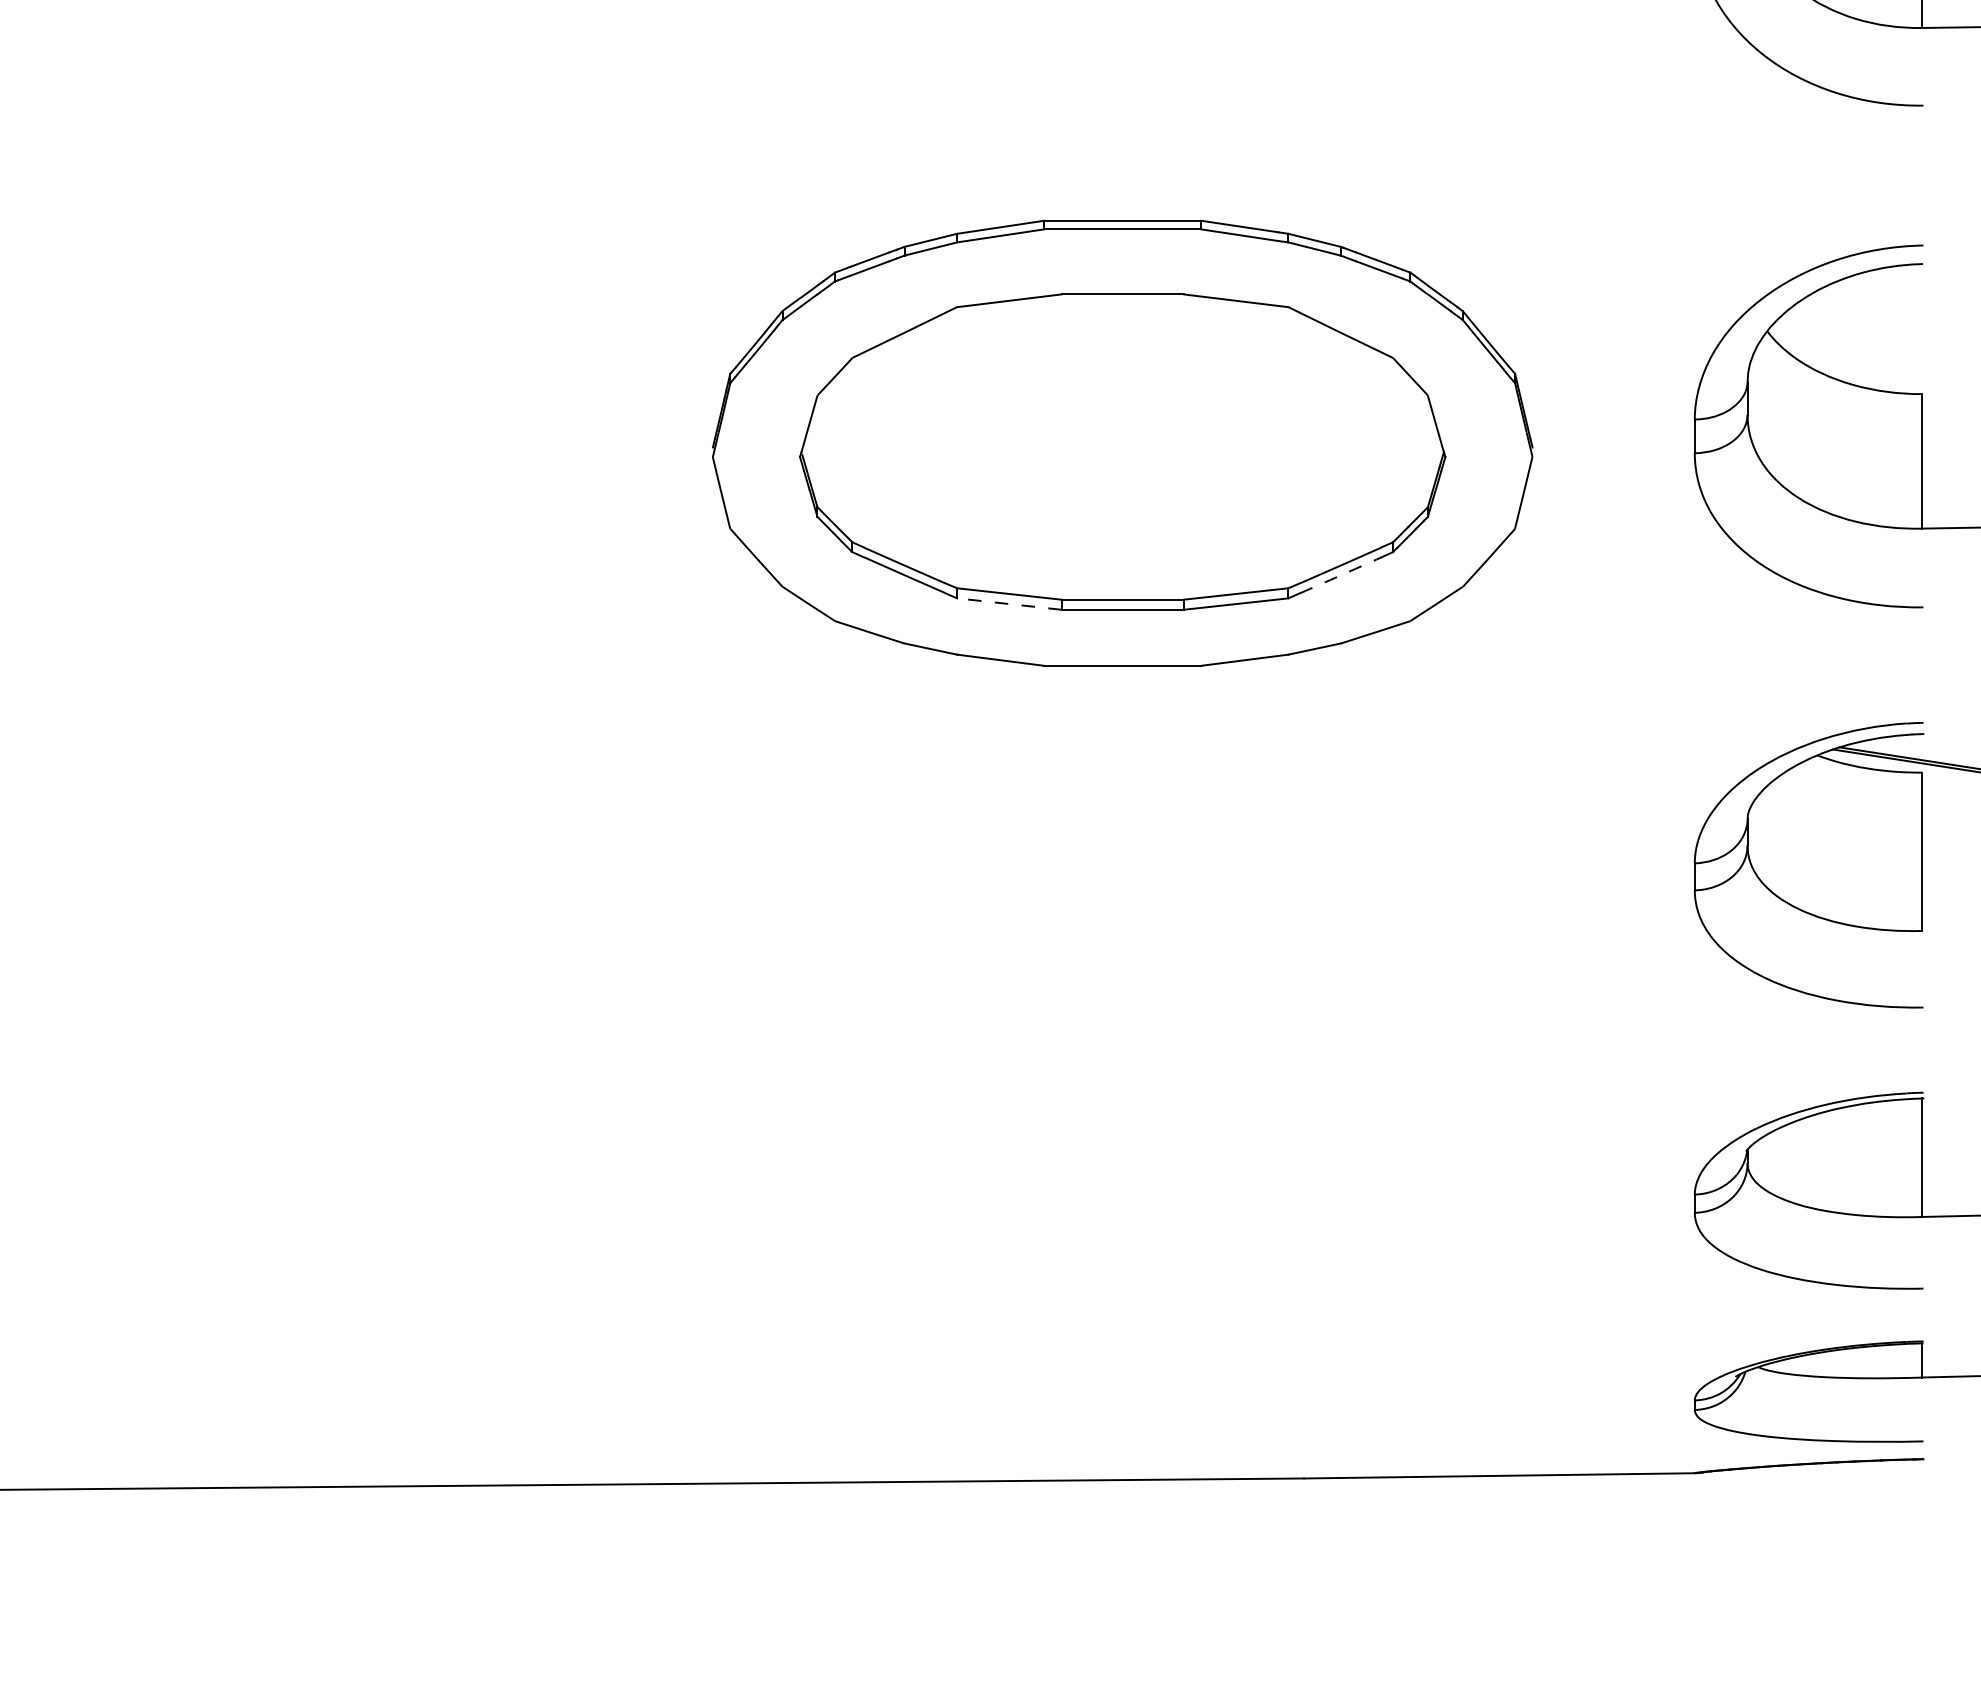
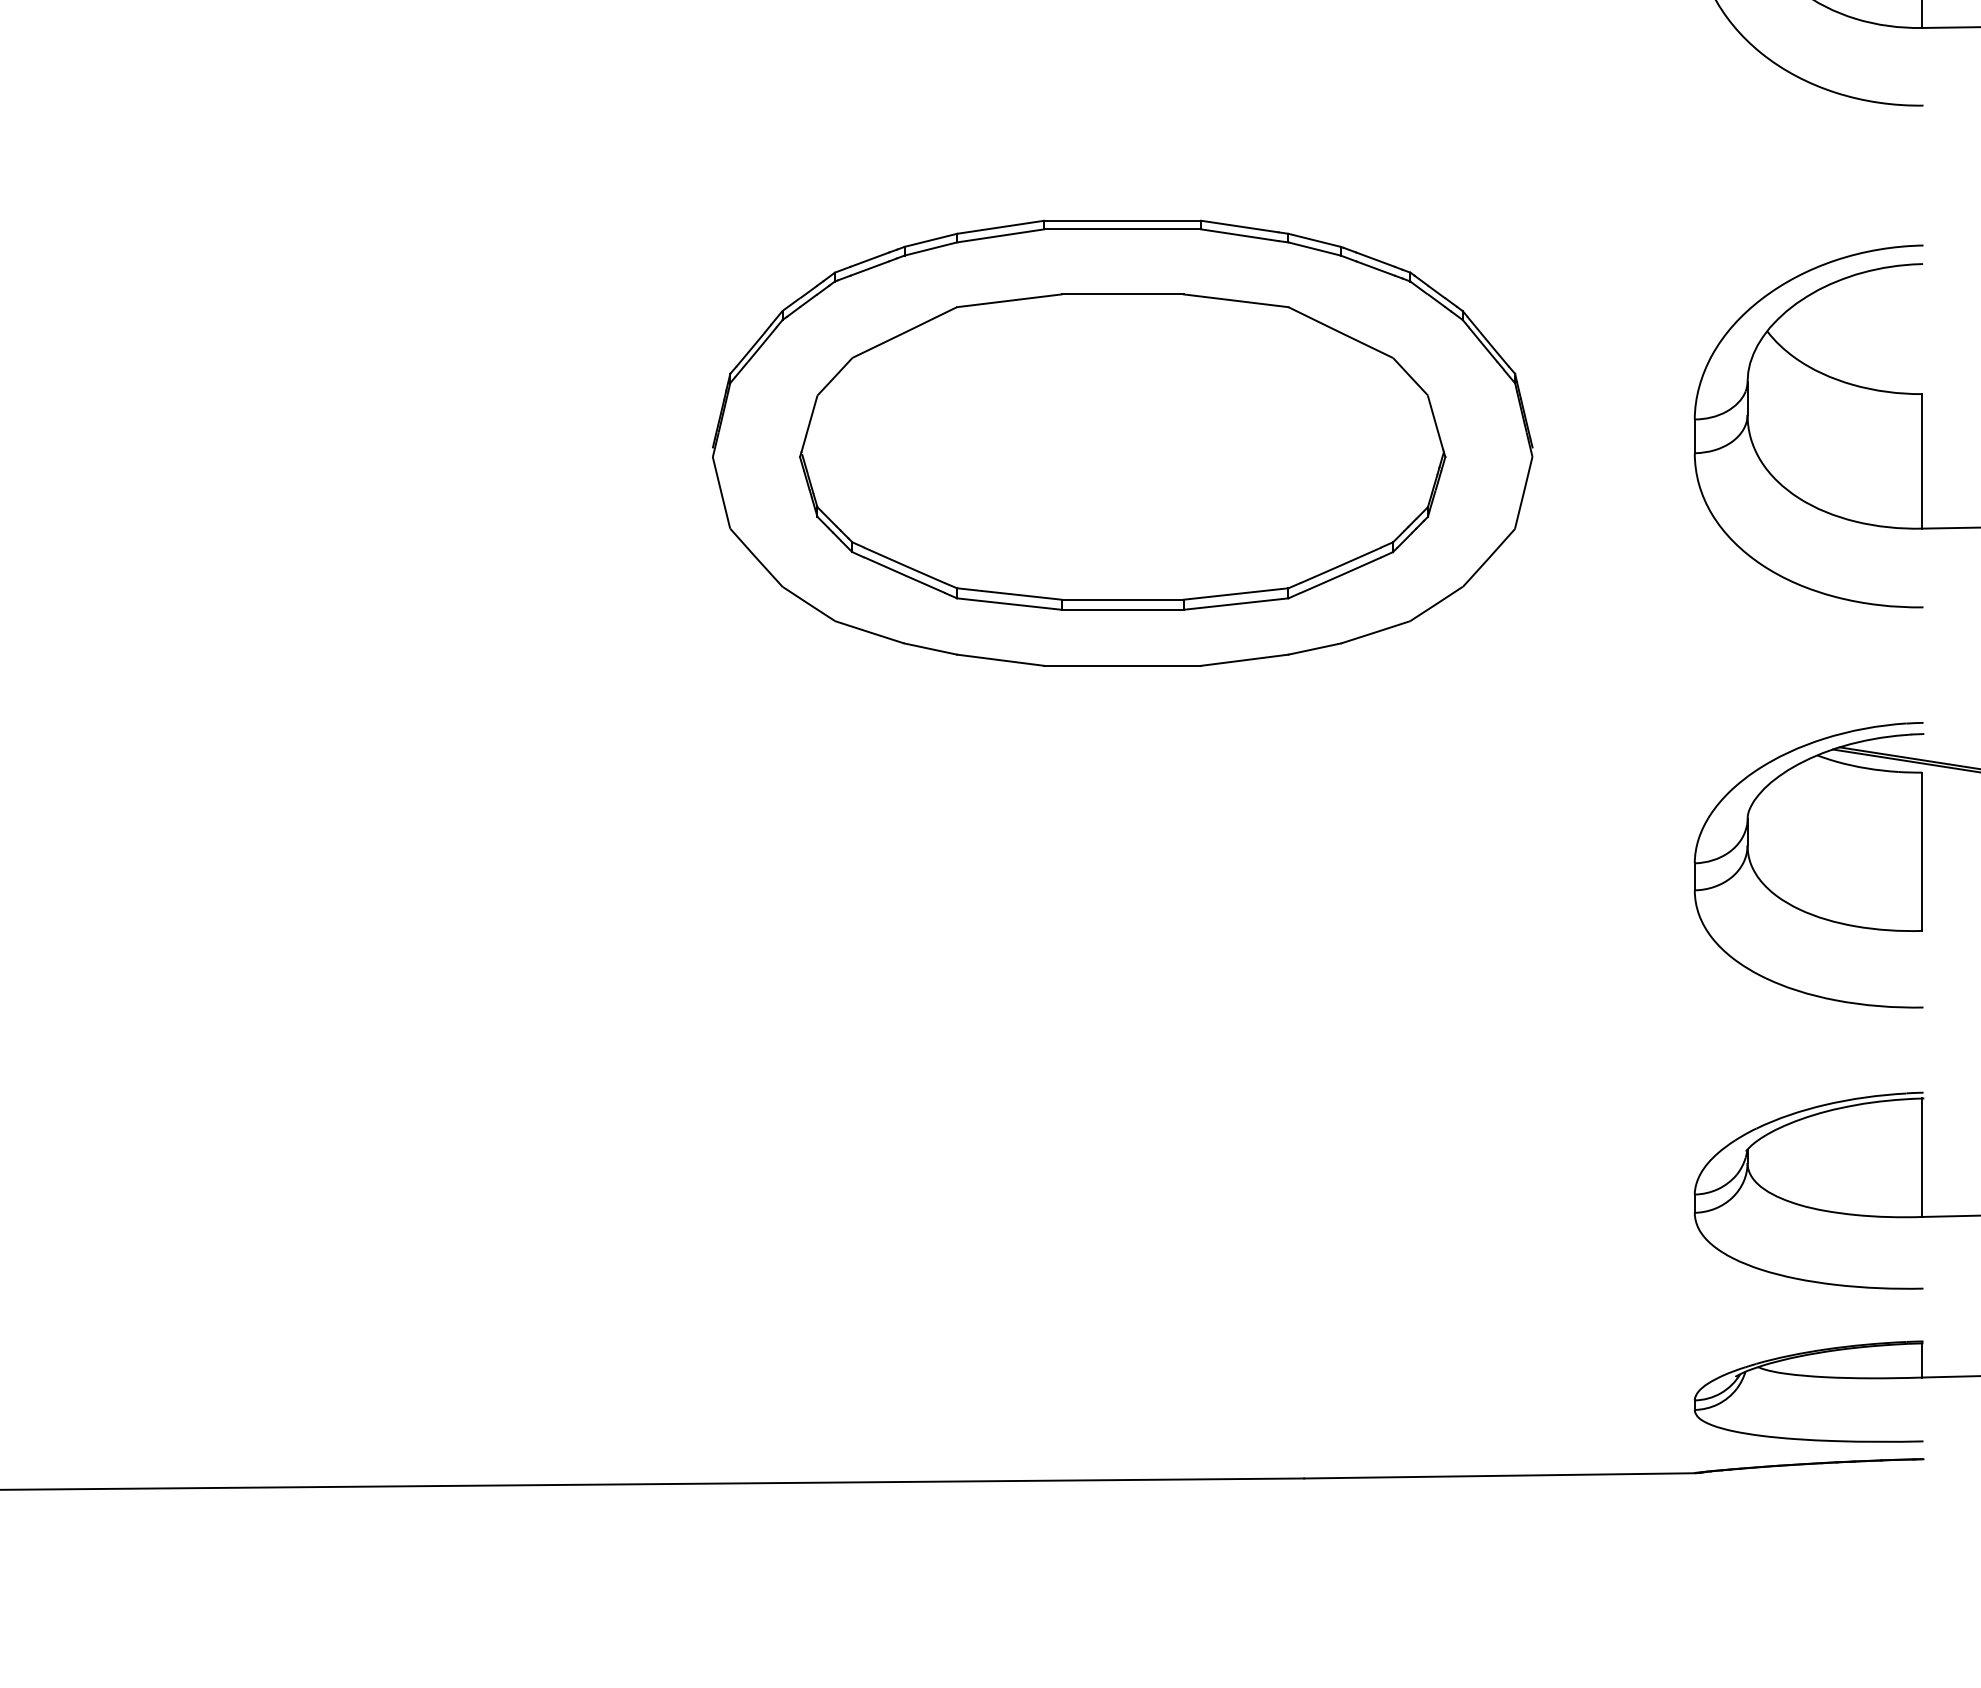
arc: dashed -> solid (1340, 575)
line: dashed -> solid (1009, 604)
